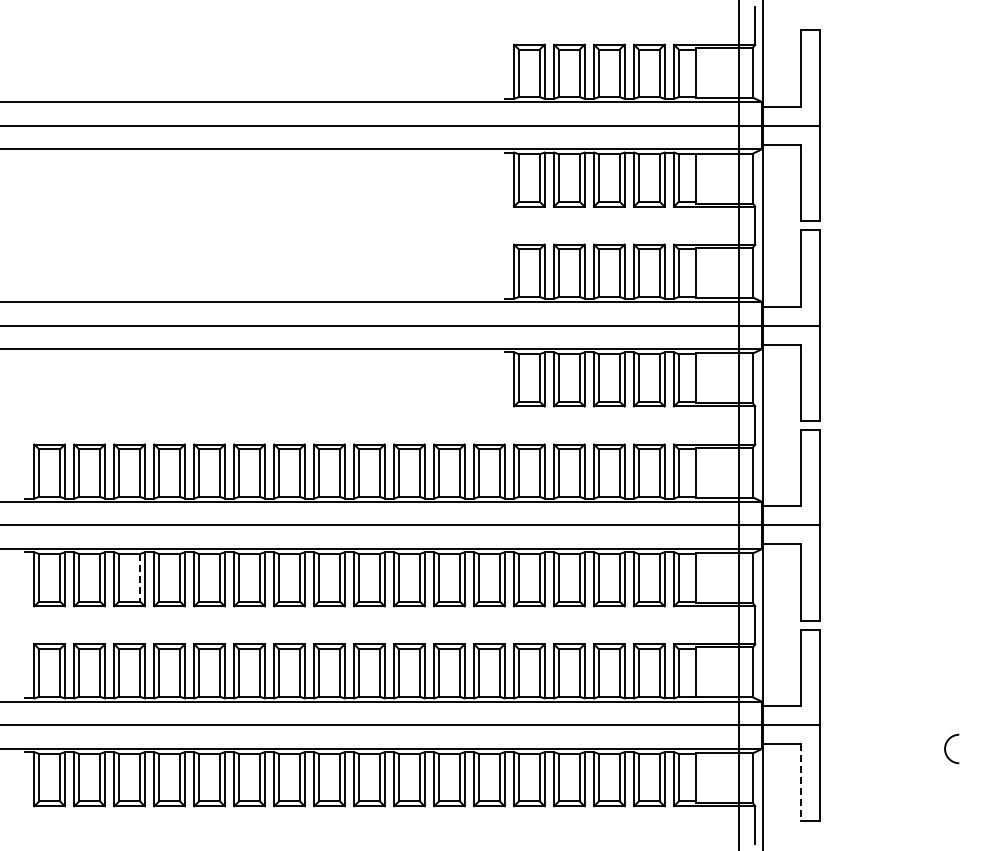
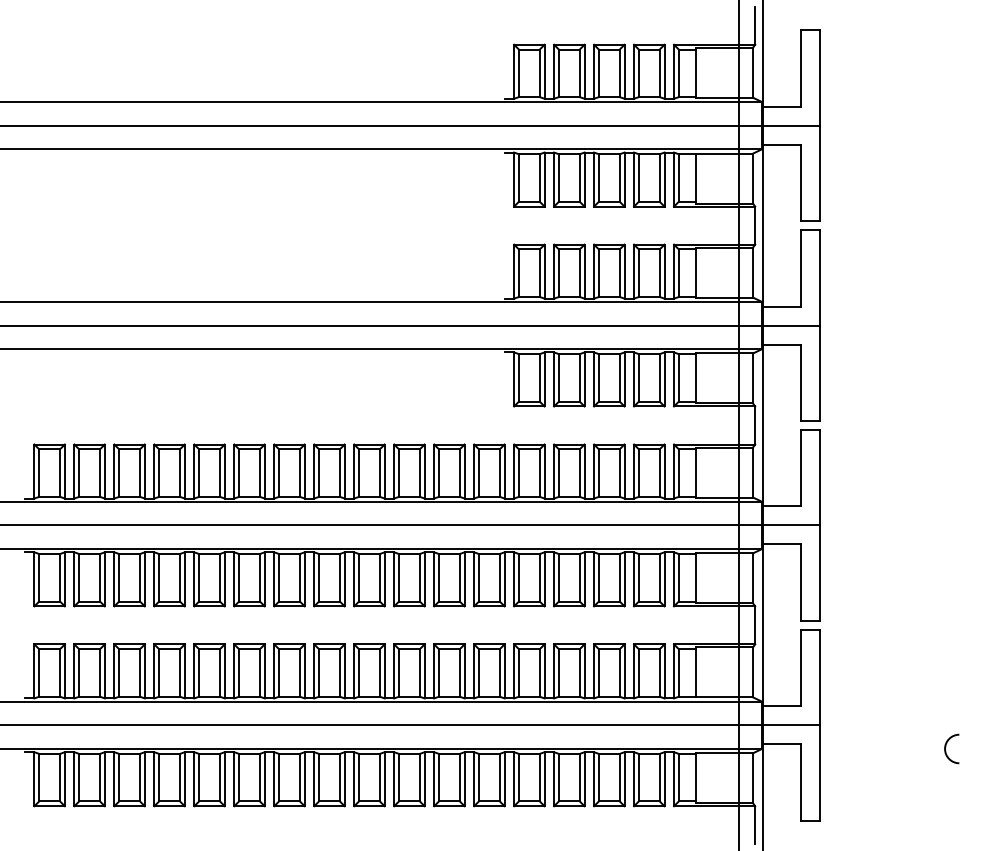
line: dashed -> solid (140, 577)
line: dashed -> solid (800, 782)
